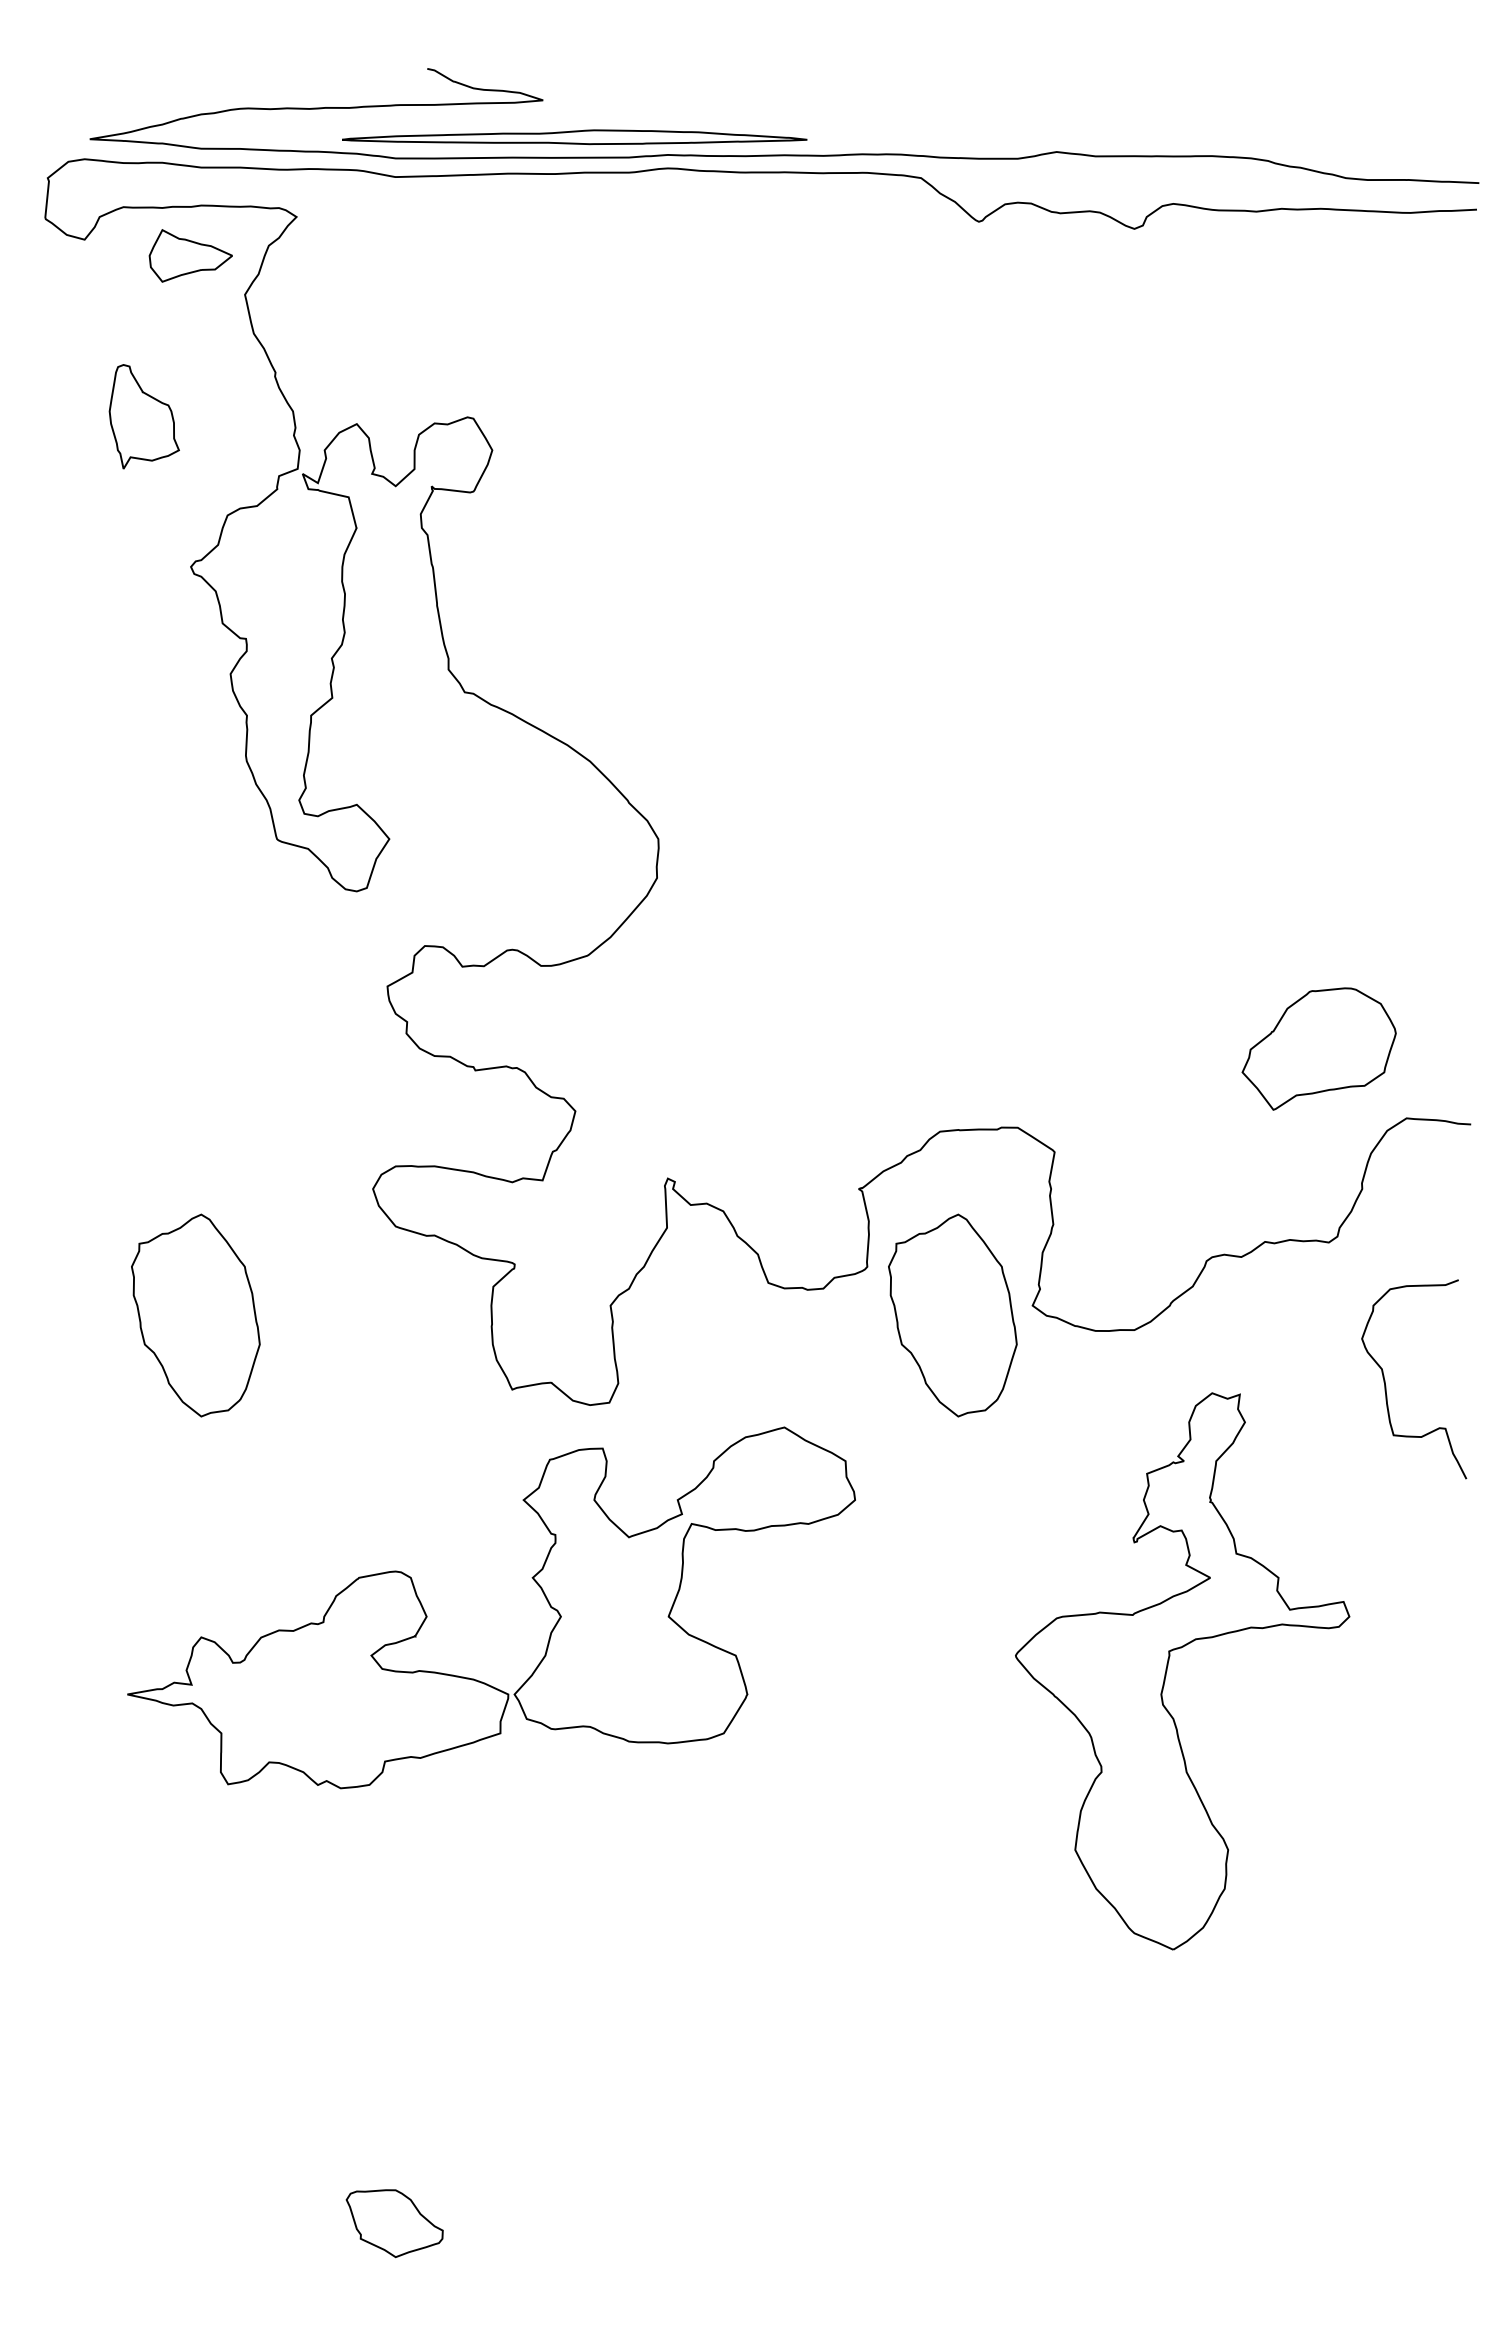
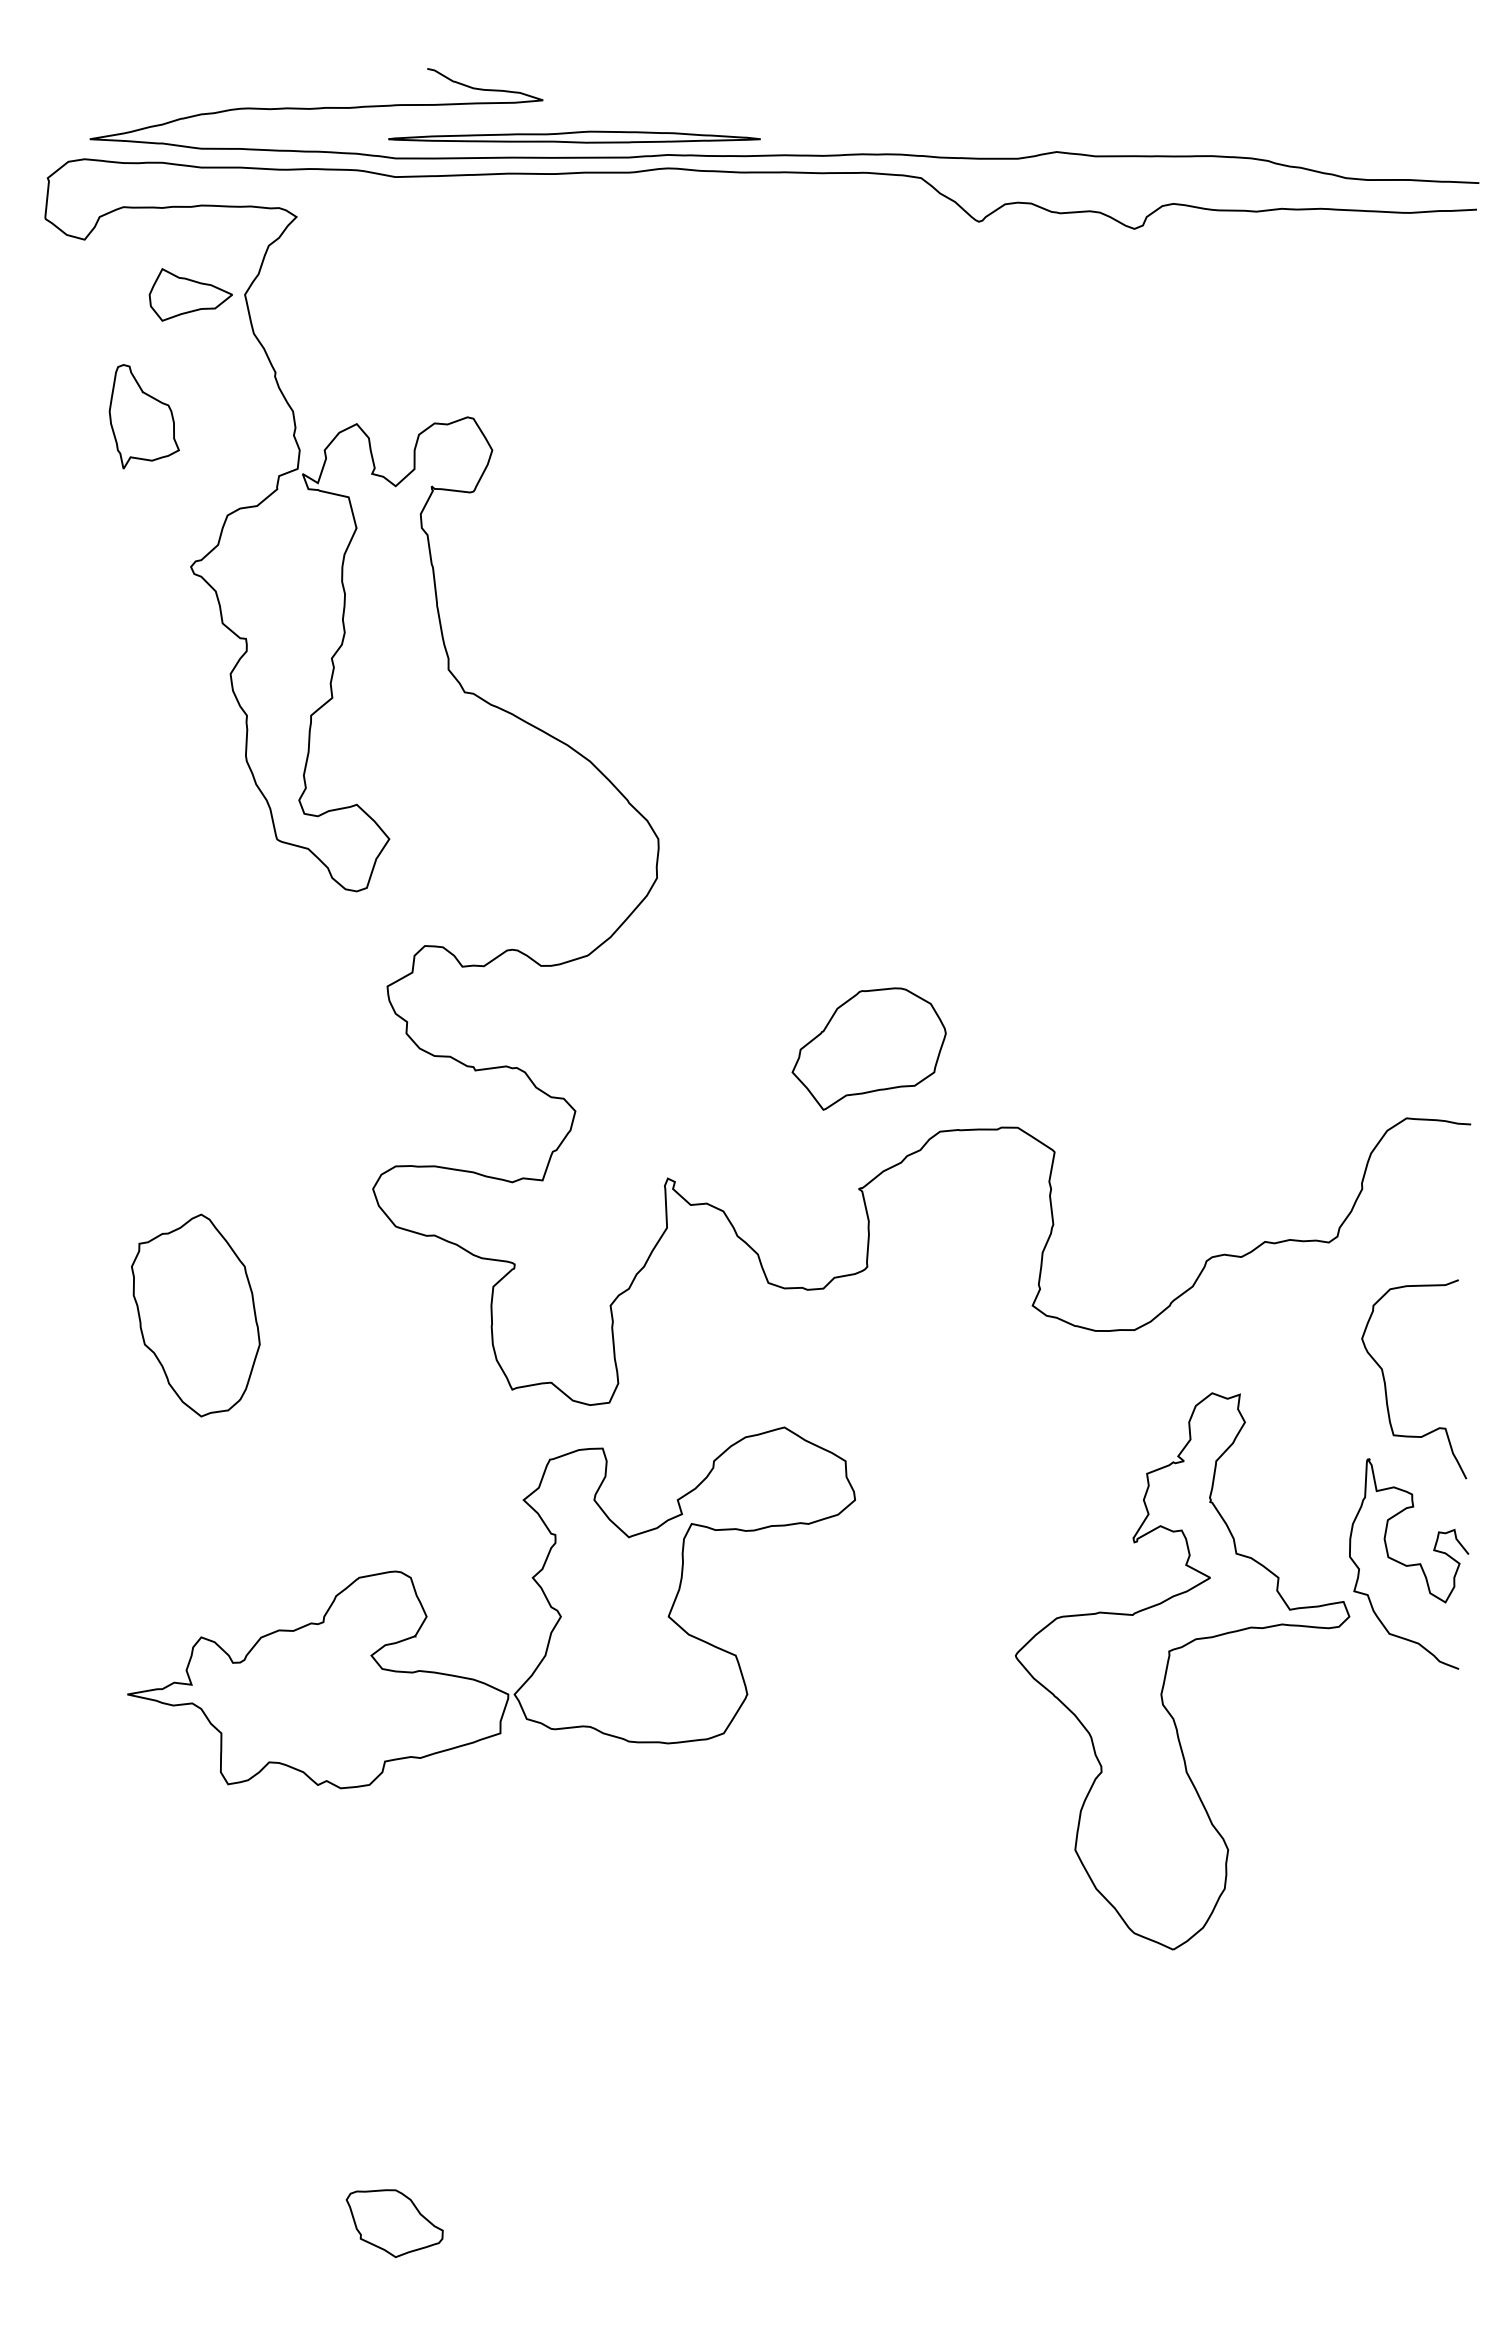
part size: 466x17 px -> 373x14 px (574, 136)
part position: (190, 255) -> (190, 294) (190, 294)
part position: (1318, 1048) -> (868, 1048) (868, 1048)
part: present -> none (952, 1315)
curve: none -> present (1409, 1564)
